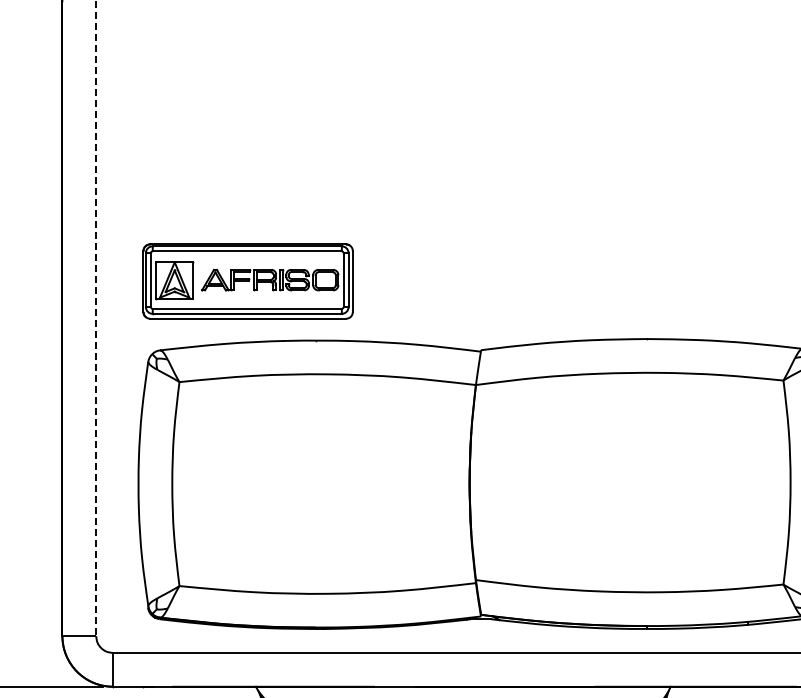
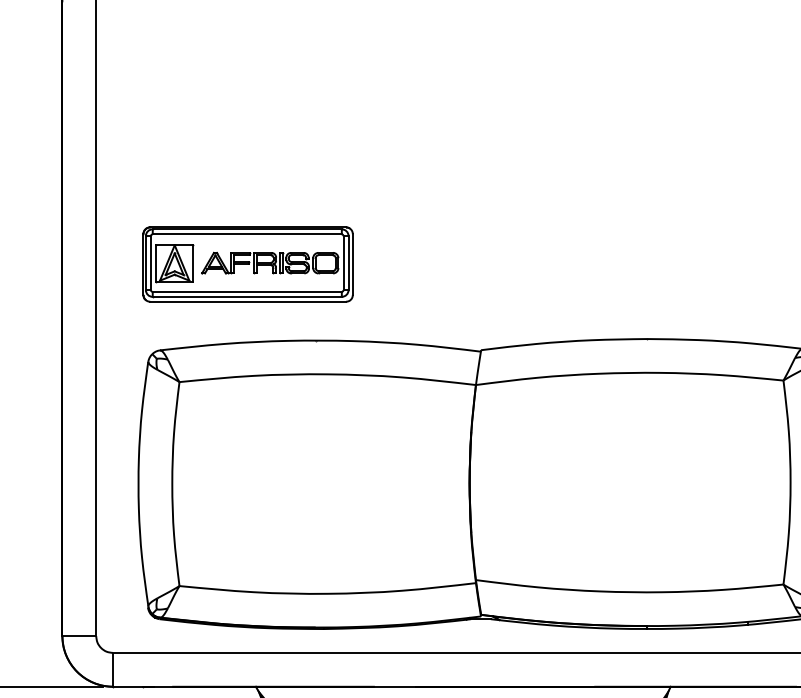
part position: (247, 281) -> (247, 264) (247, 264)
line: dashed -> solid (96, 318)
